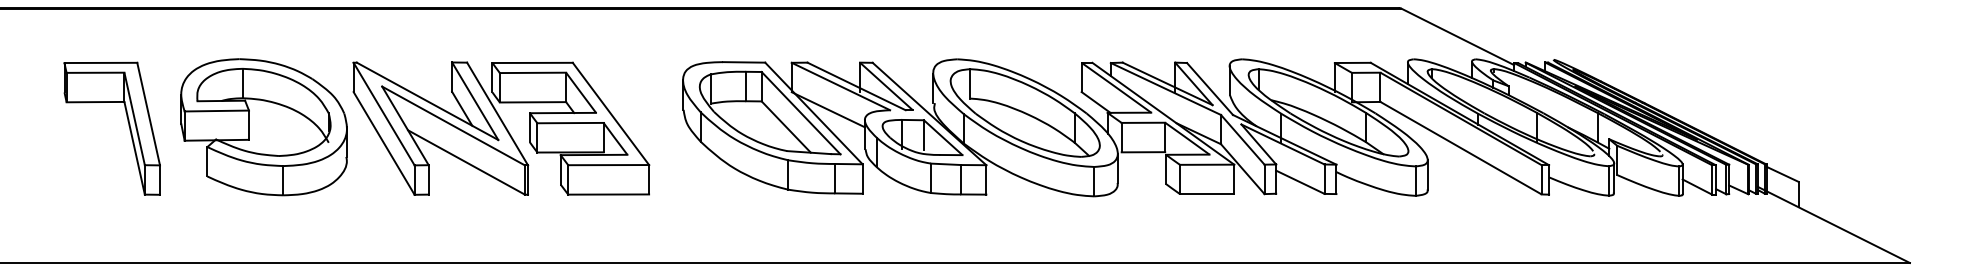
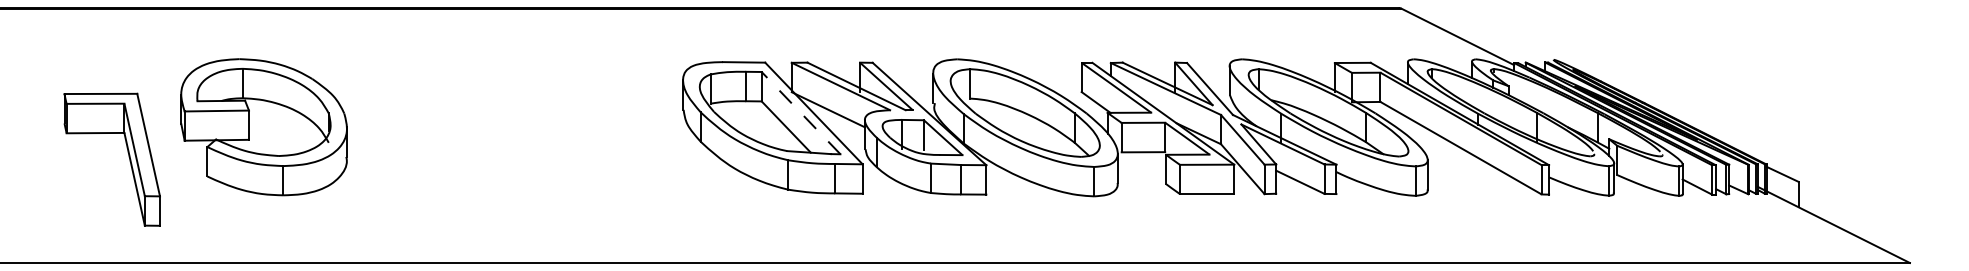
line: solid -> dashed (801, 113)
part position: (128, 126) -> (128, 157) (128, 157)
part: present -> none (501, 128)
